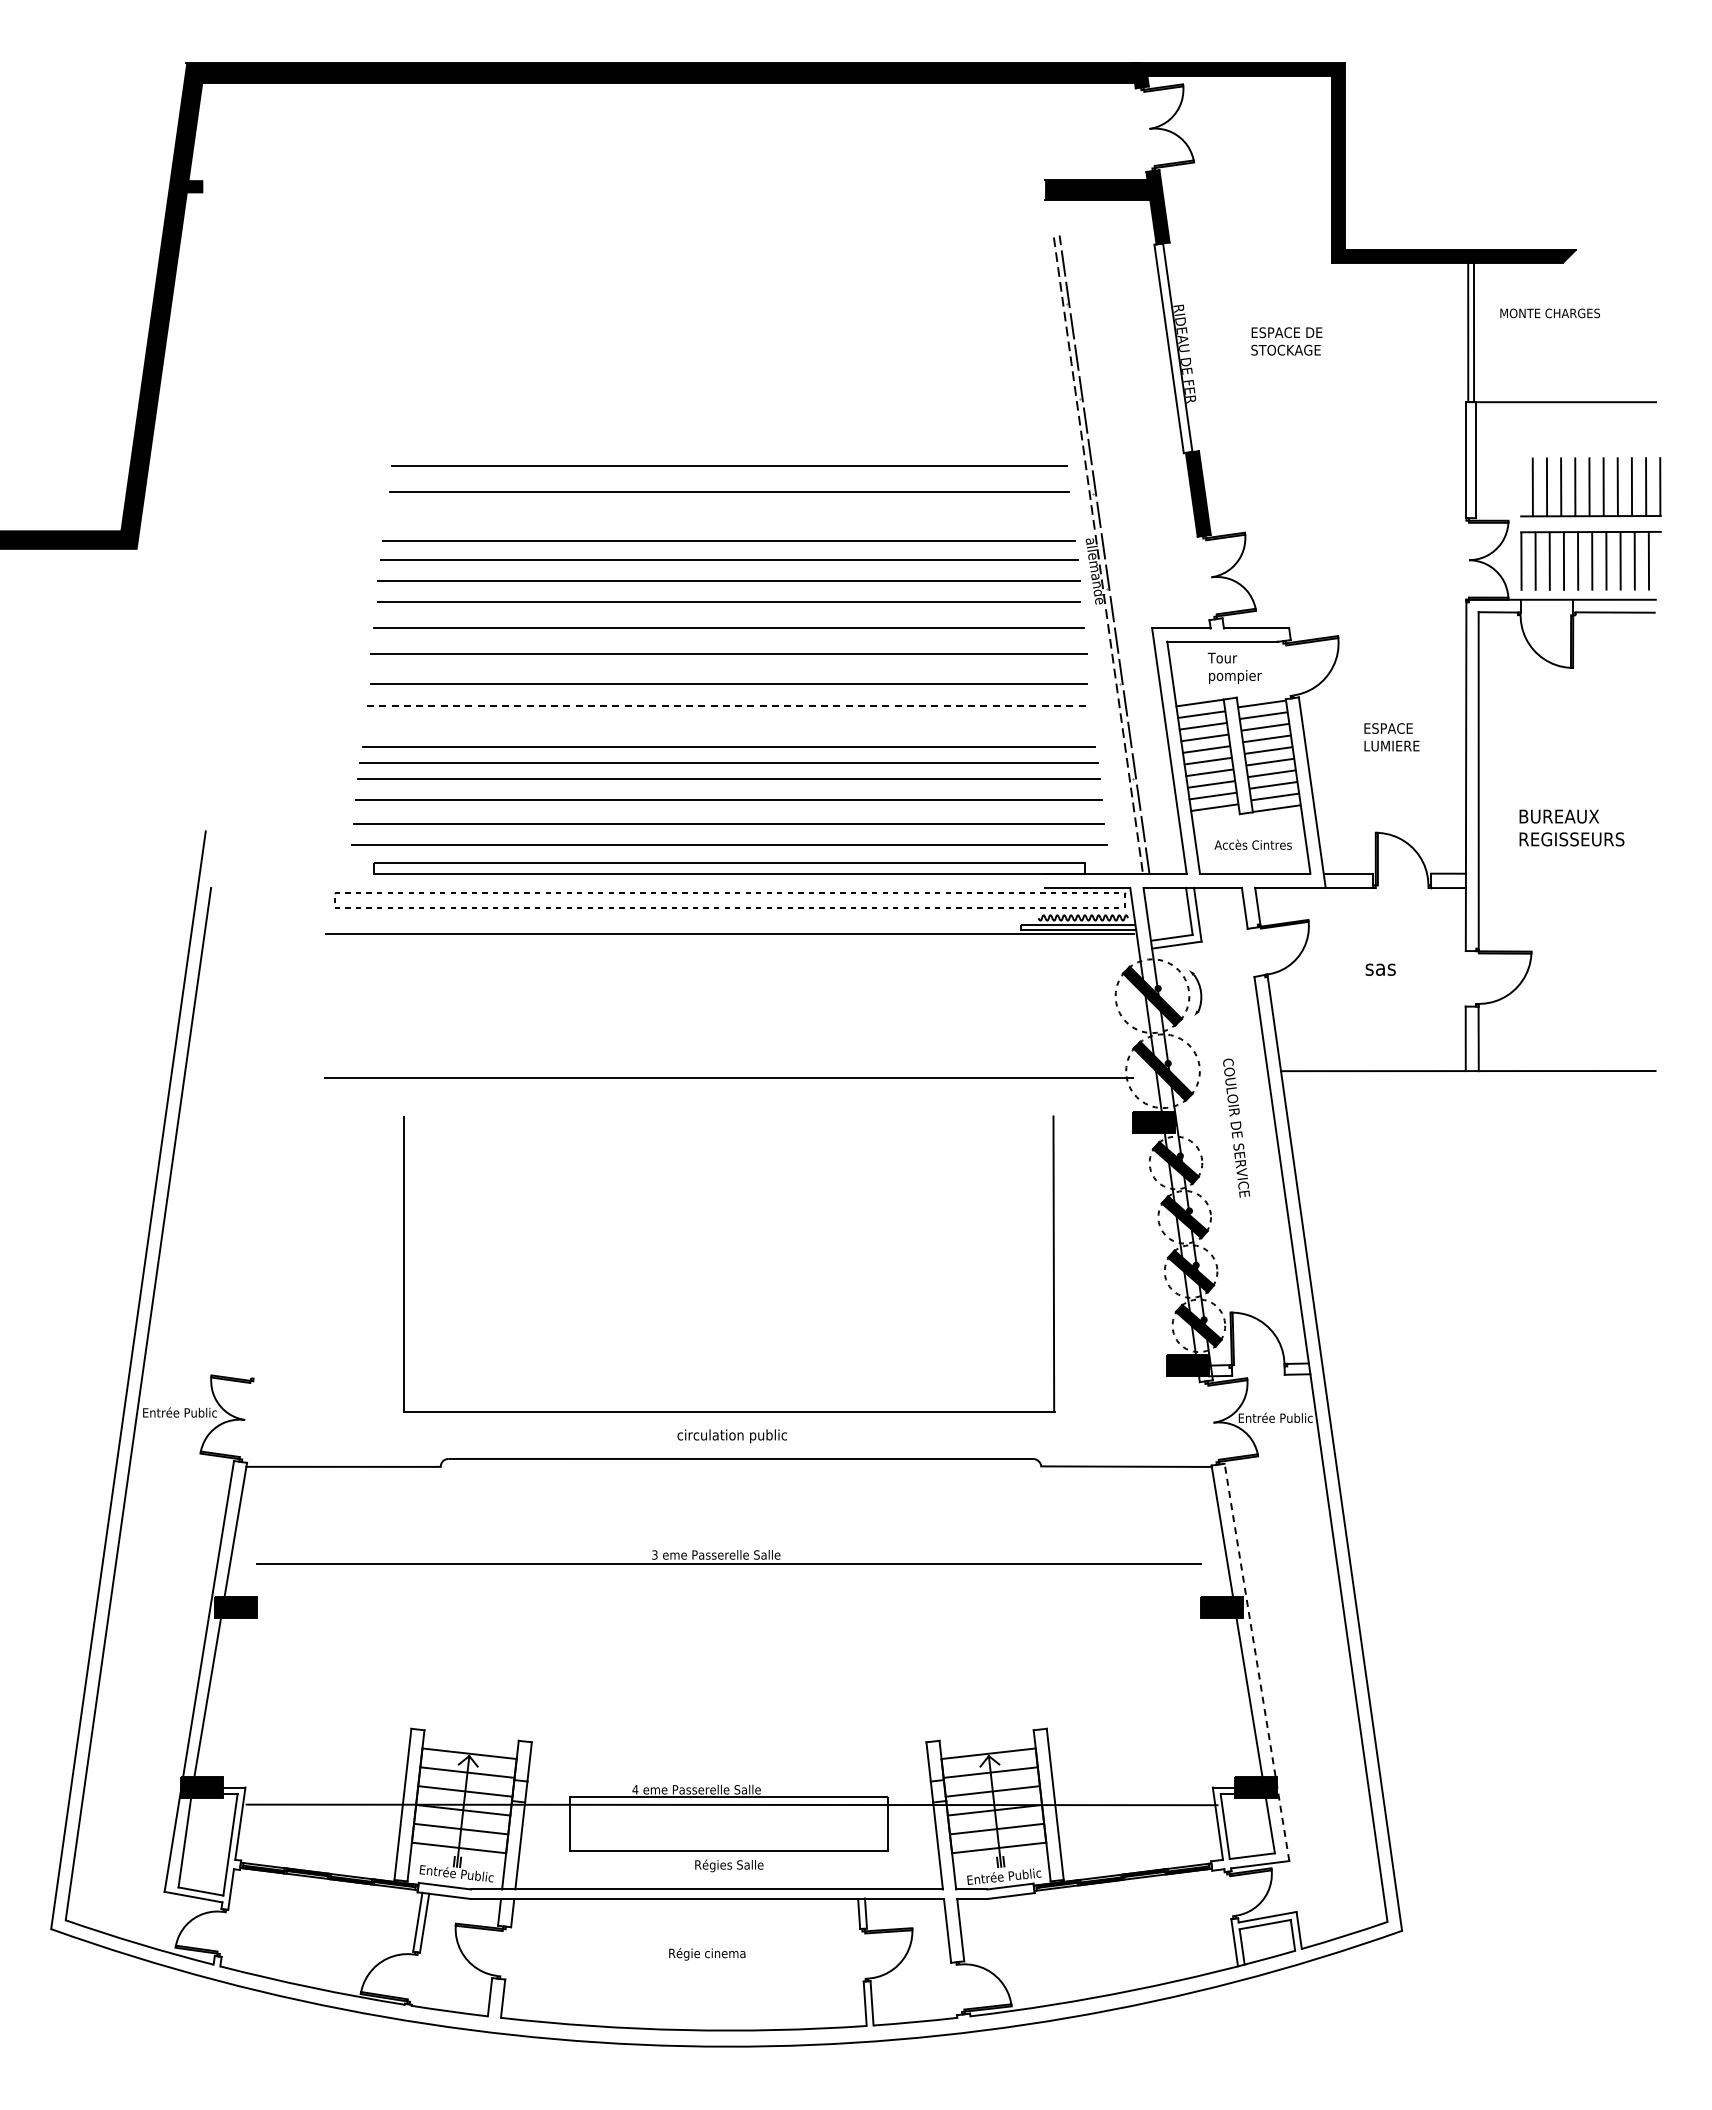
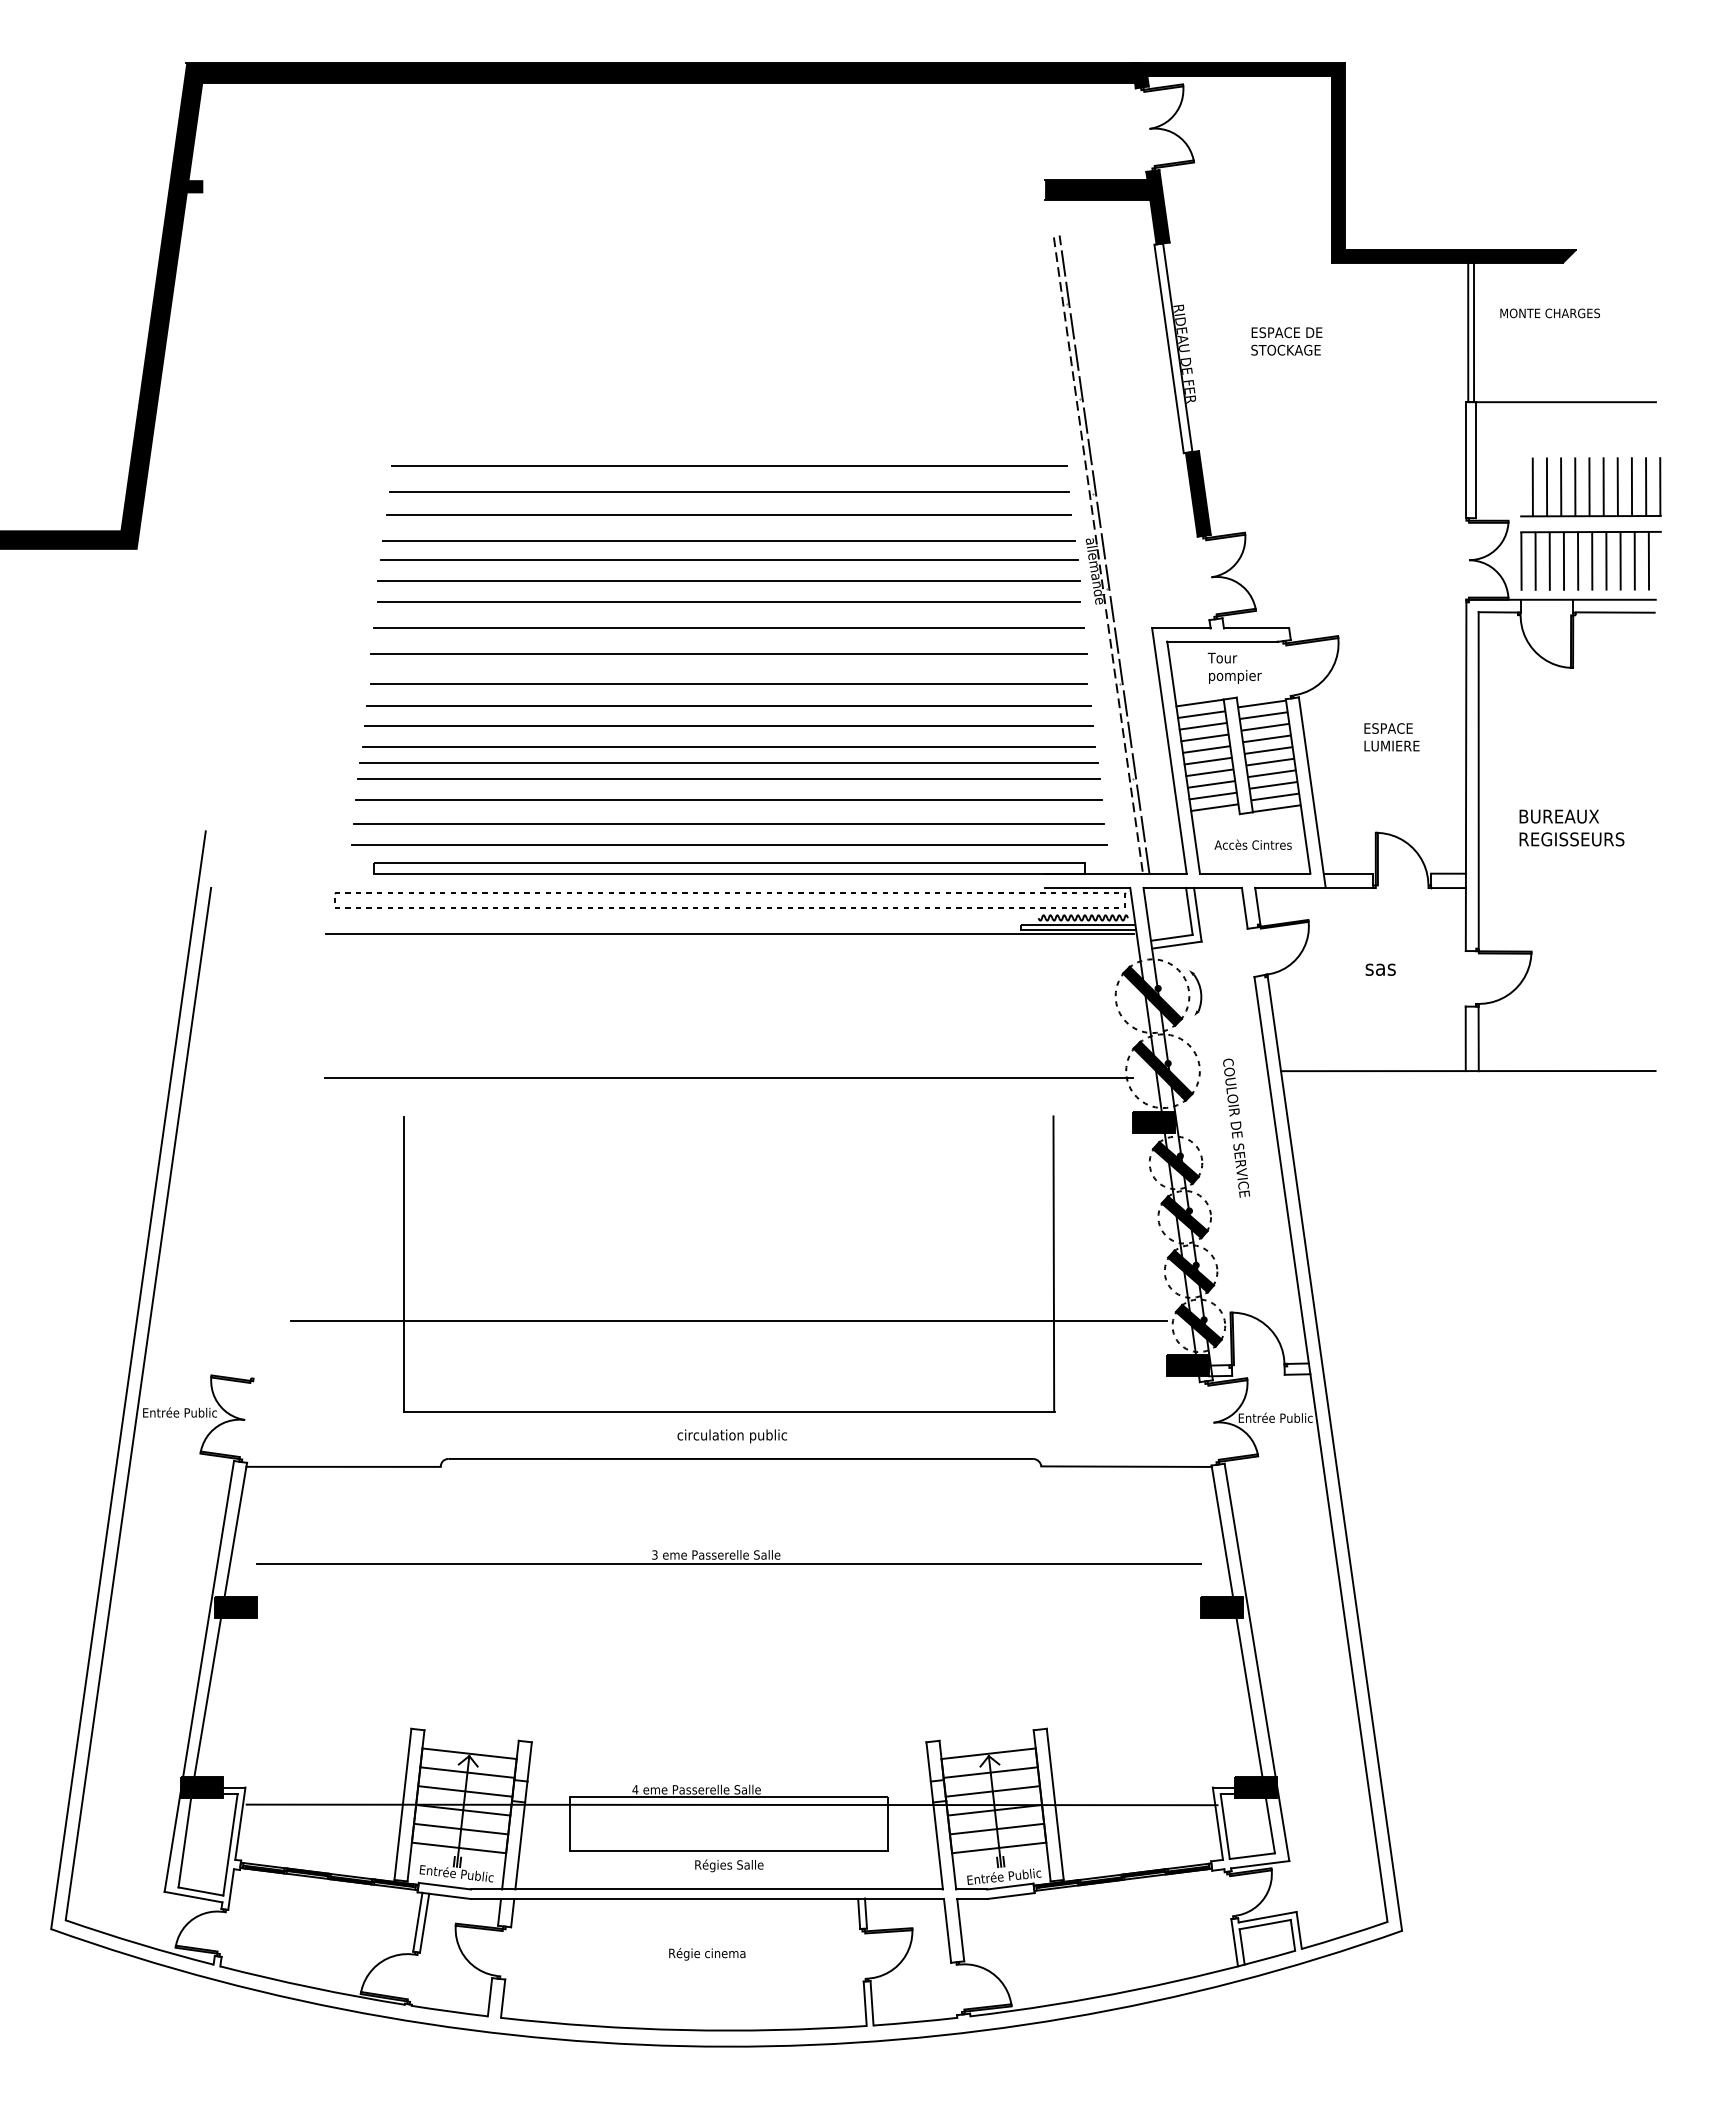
line: none -> present (728, 514)
line: dashed -> solid (729, 705)
line: none -> present (728, 725)
line: none -> present (728, 1320)
line: dashed -> solid (1256, 1661)
